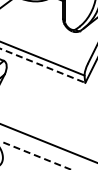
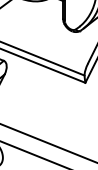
line: dashed -> solid (42, 65)
line: dashed -> solid (36, 155)
